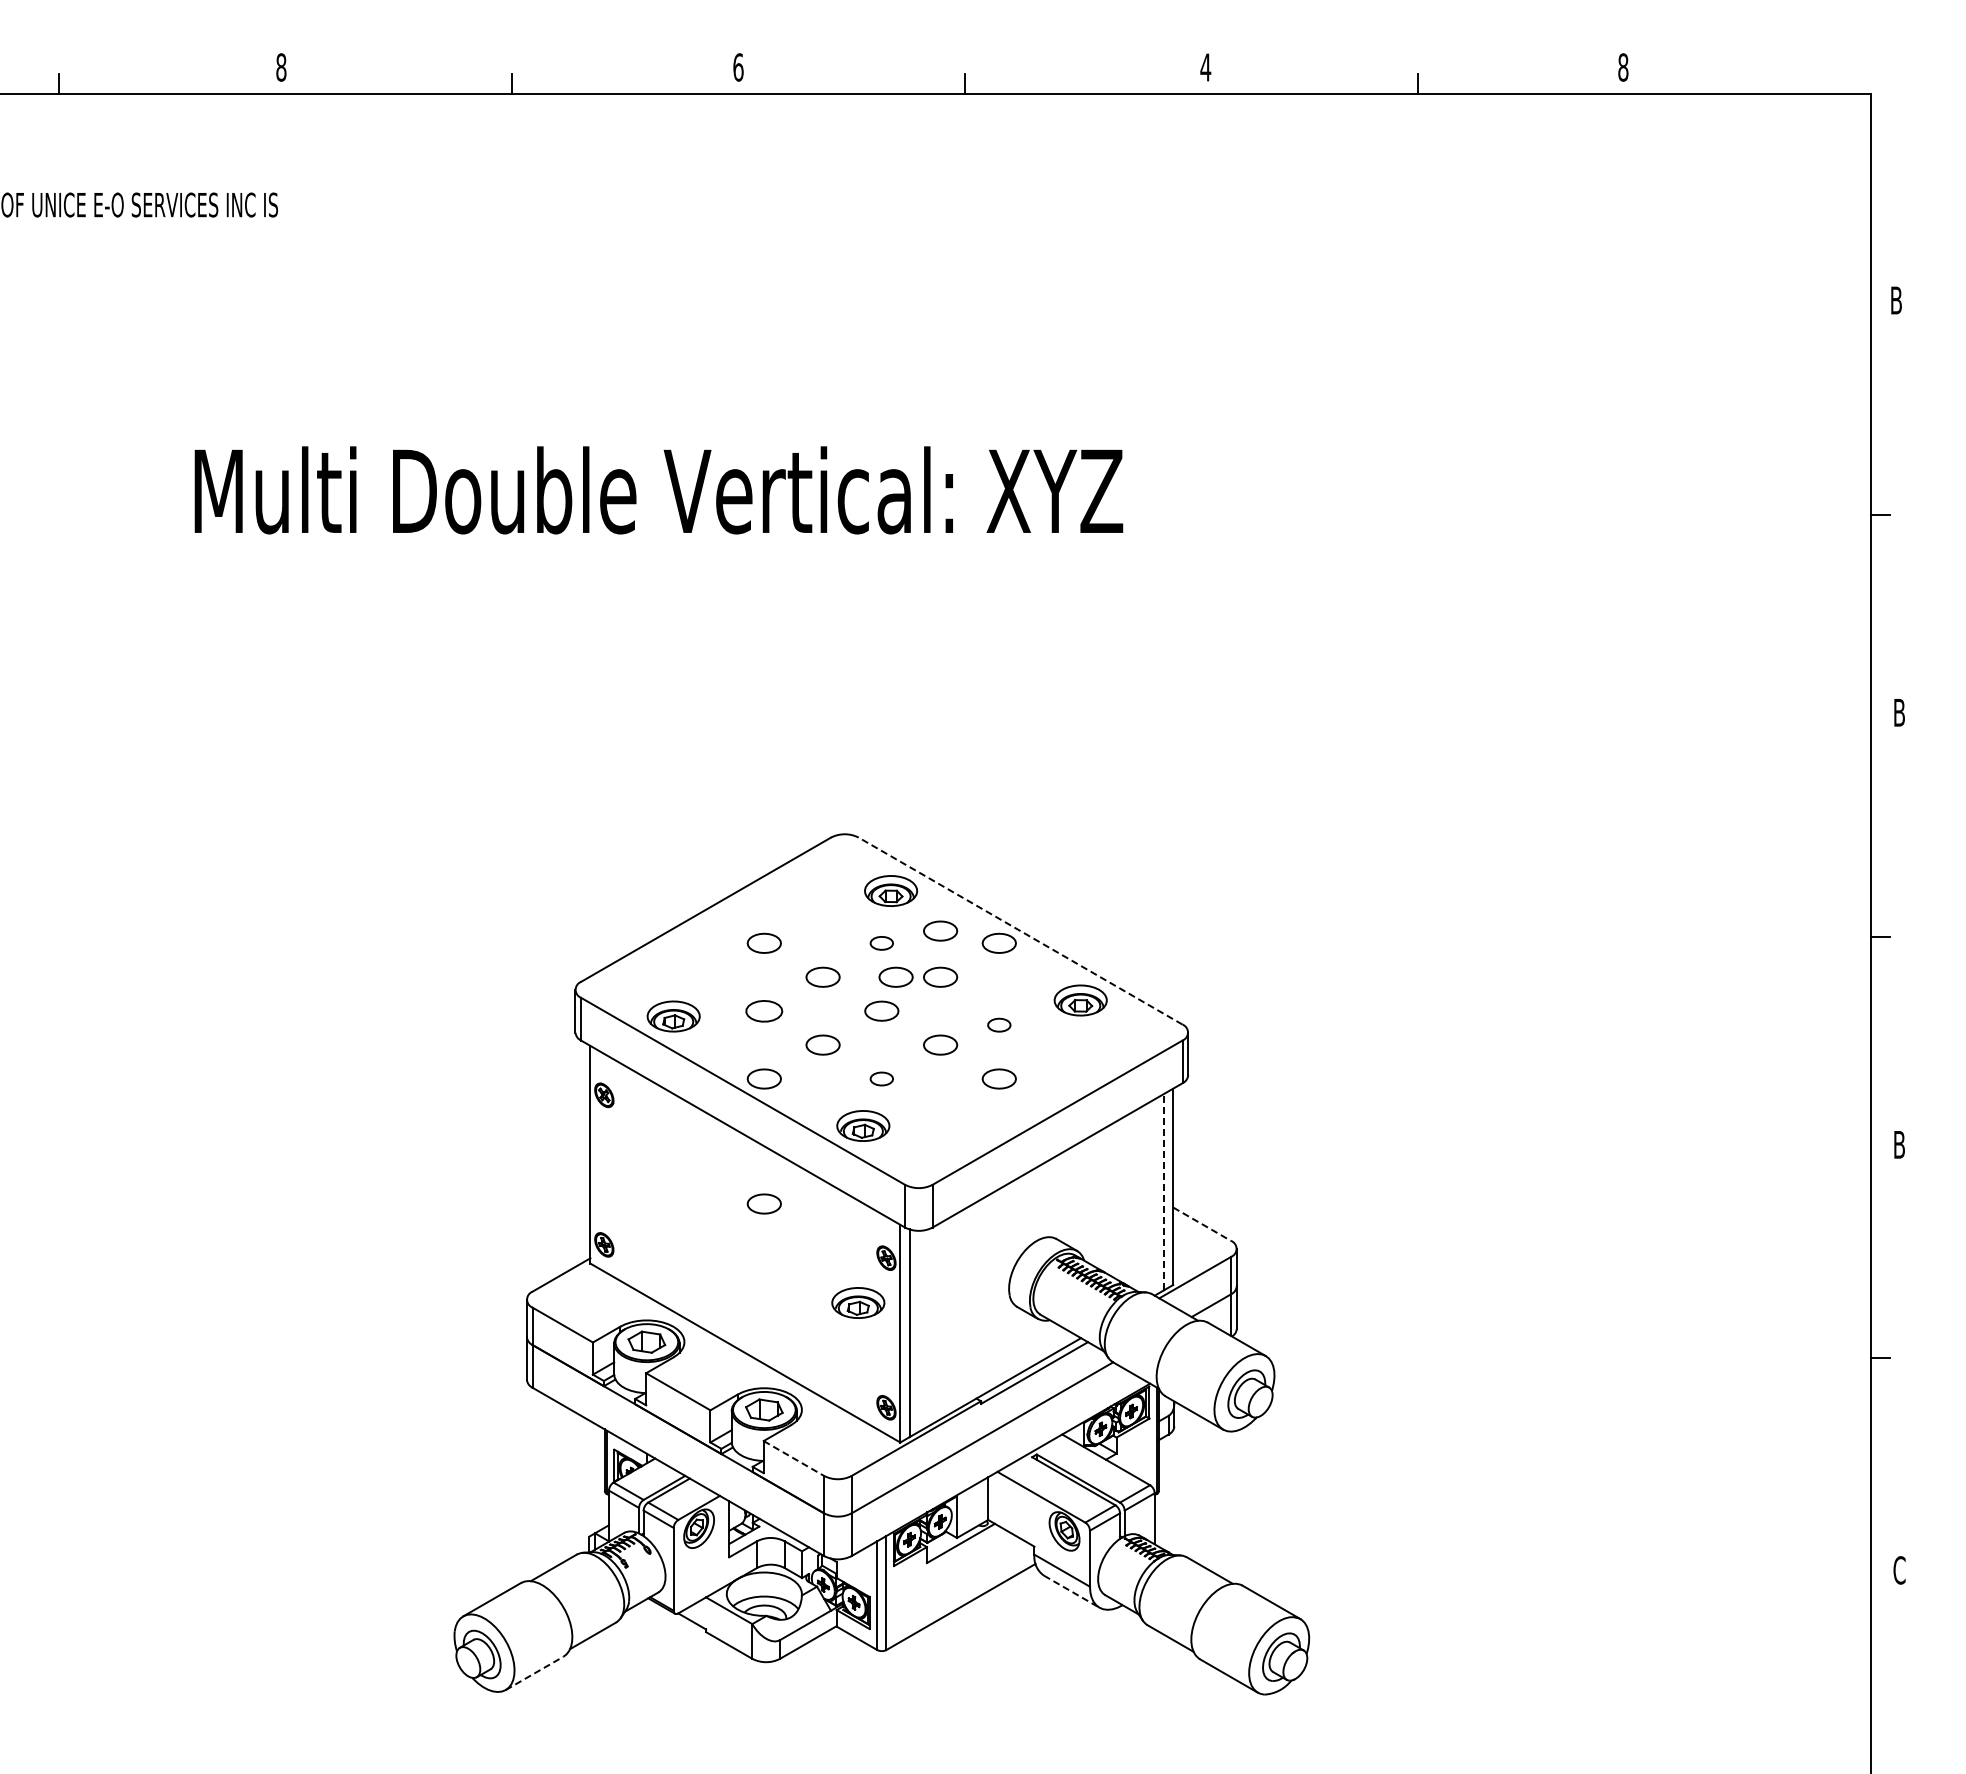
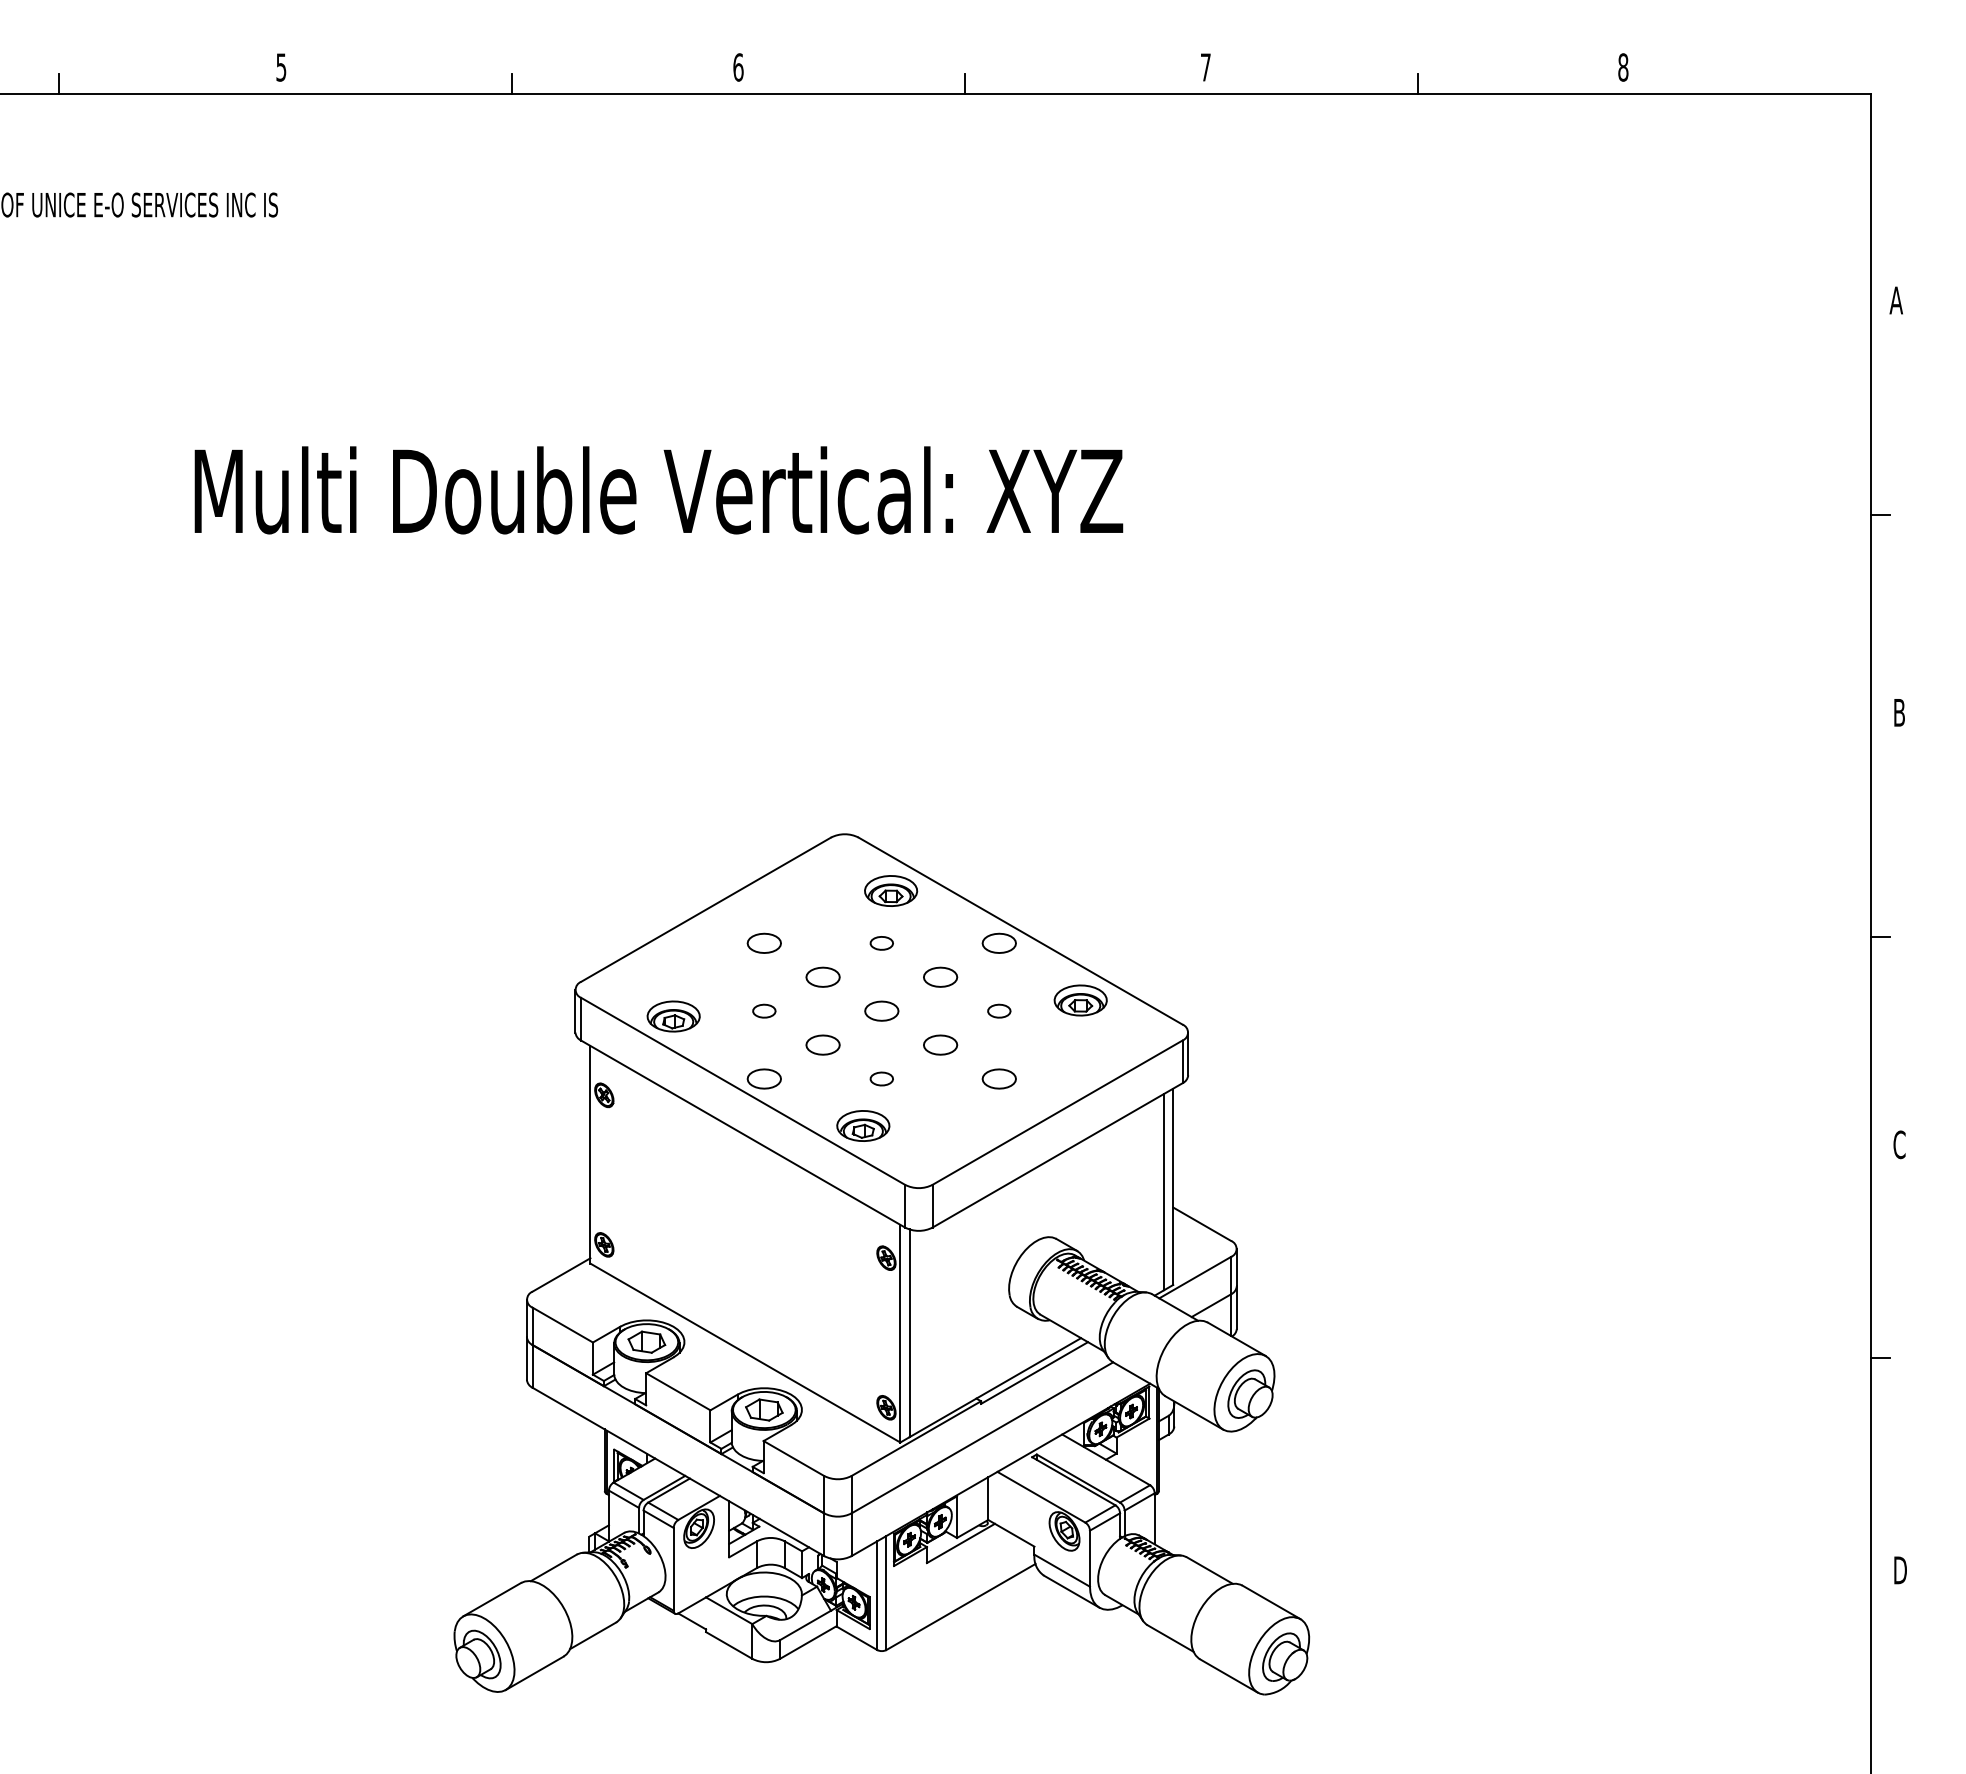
text: 8 -> 5 (281, 67)
text: 4 -> 7 (1205, 67)
text: B -> A (1895, 300)
part: present -> none (940, 930)
line: dashed -> solid (1020, 931)
part: present -> none (895, 976)
part size: 39x23 px -> 25x16 px (764, 1010)
part position: (999, 1024) -> (999, 1010) (999, 1010)
text: B -> C (1899, 1144)
line: dashed -> solid (1163, 1191)
part: present -> none (763, 1203)
line: dashed -> solid (1202, 1224)
part: present -> none (858, 1302)
line: dashed -> solid (793, 1458)
text: C -> D (1899, 1570)
line: dashed -> solid (1072, 1591)
line: dashed -> solid (535, 1673)
